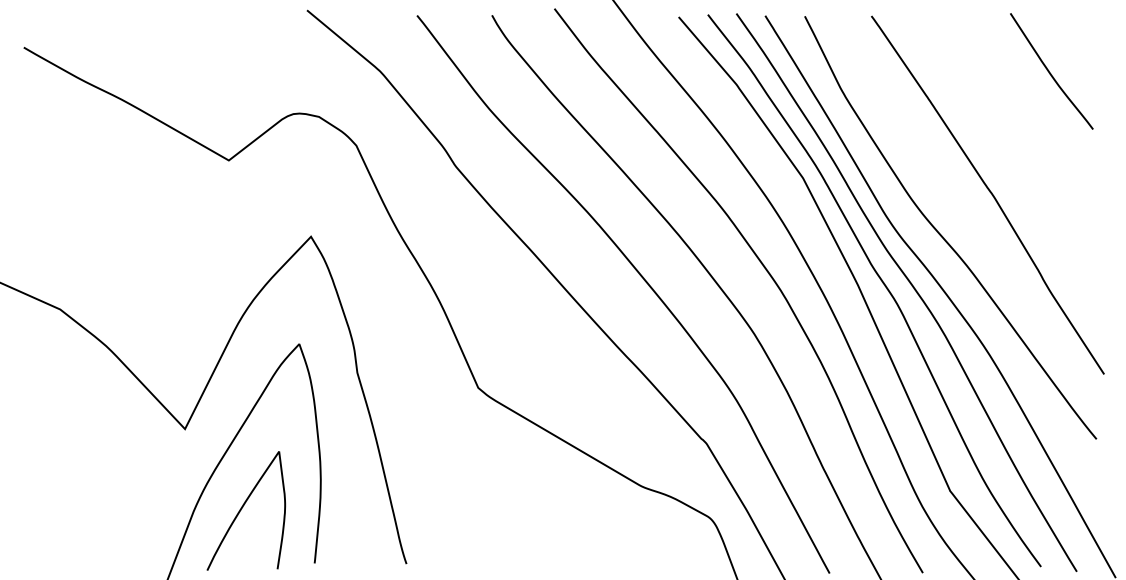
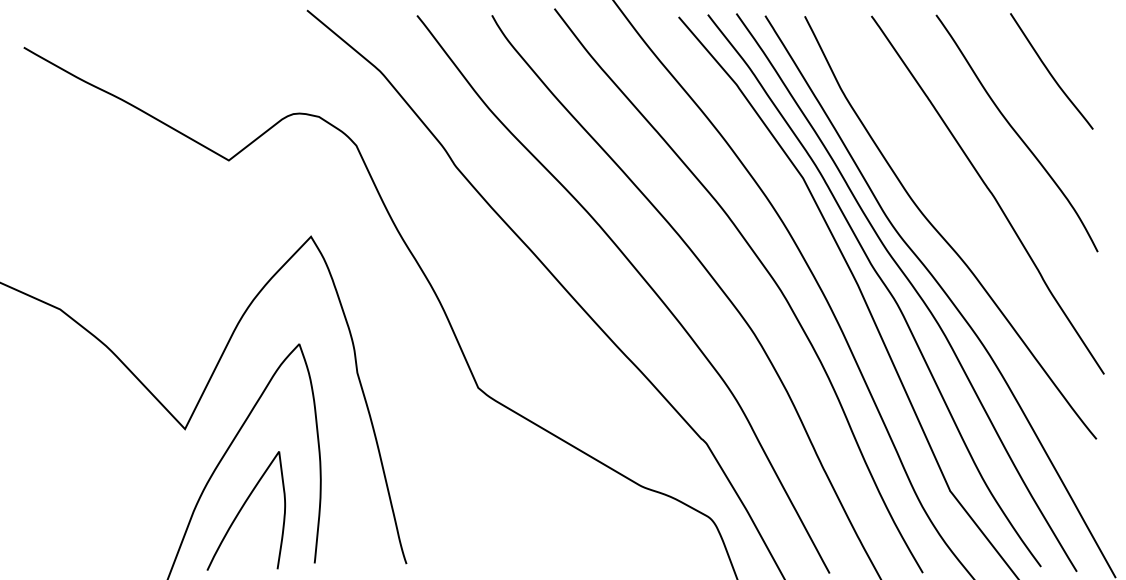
curve: none -> present (1016, 133)
